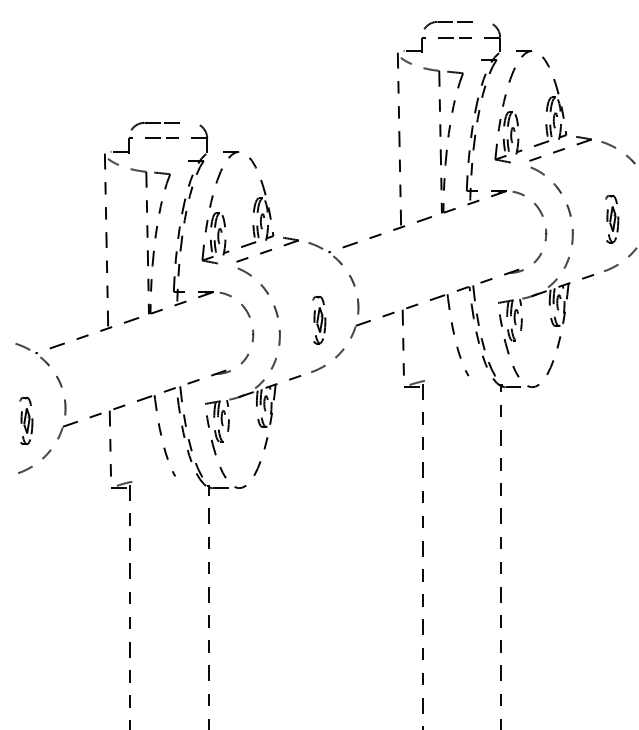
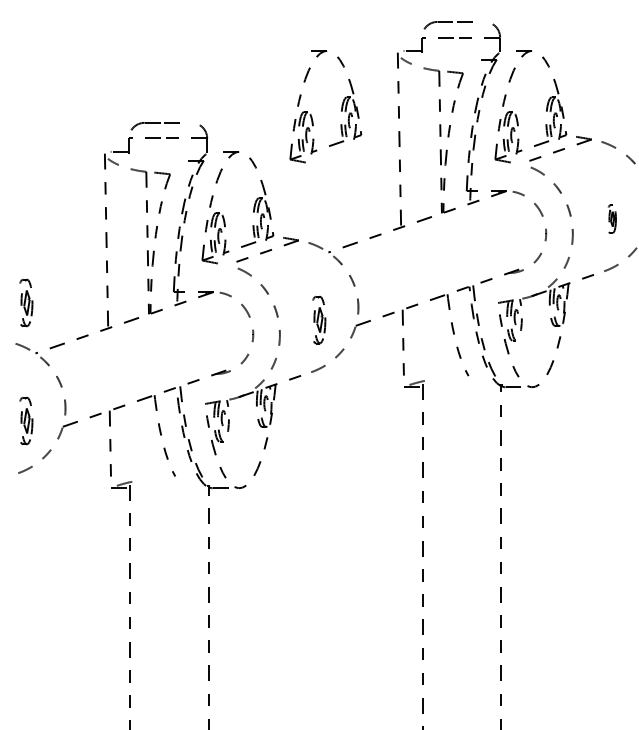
part: none -> present (341, 106)
part size: 15x49 px -> 10x30 px (611, 218)
part: none -> present (26, 302)
